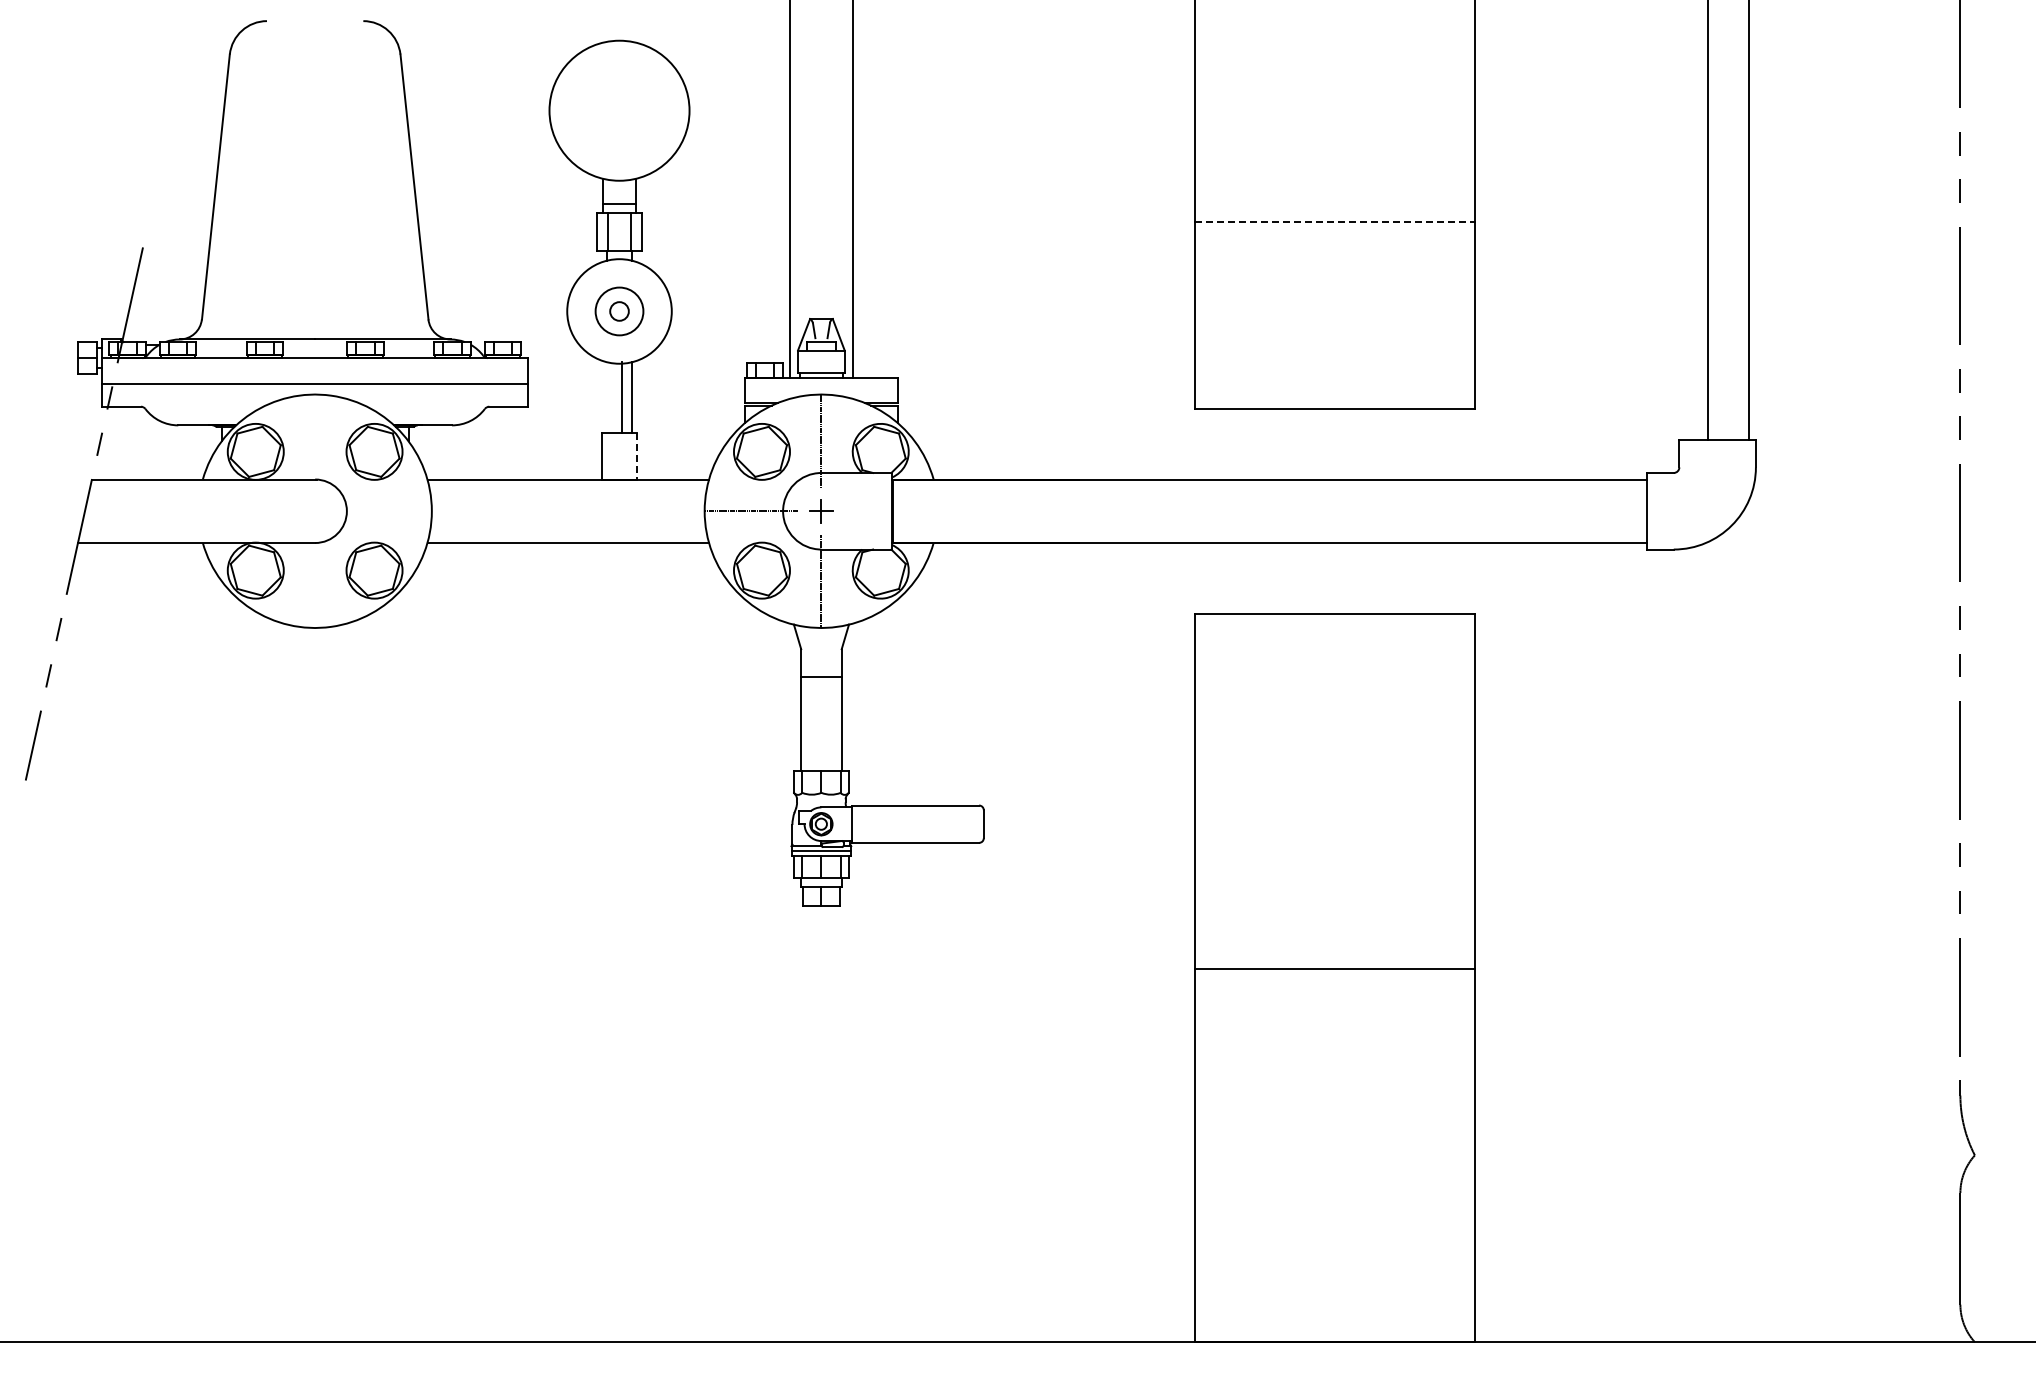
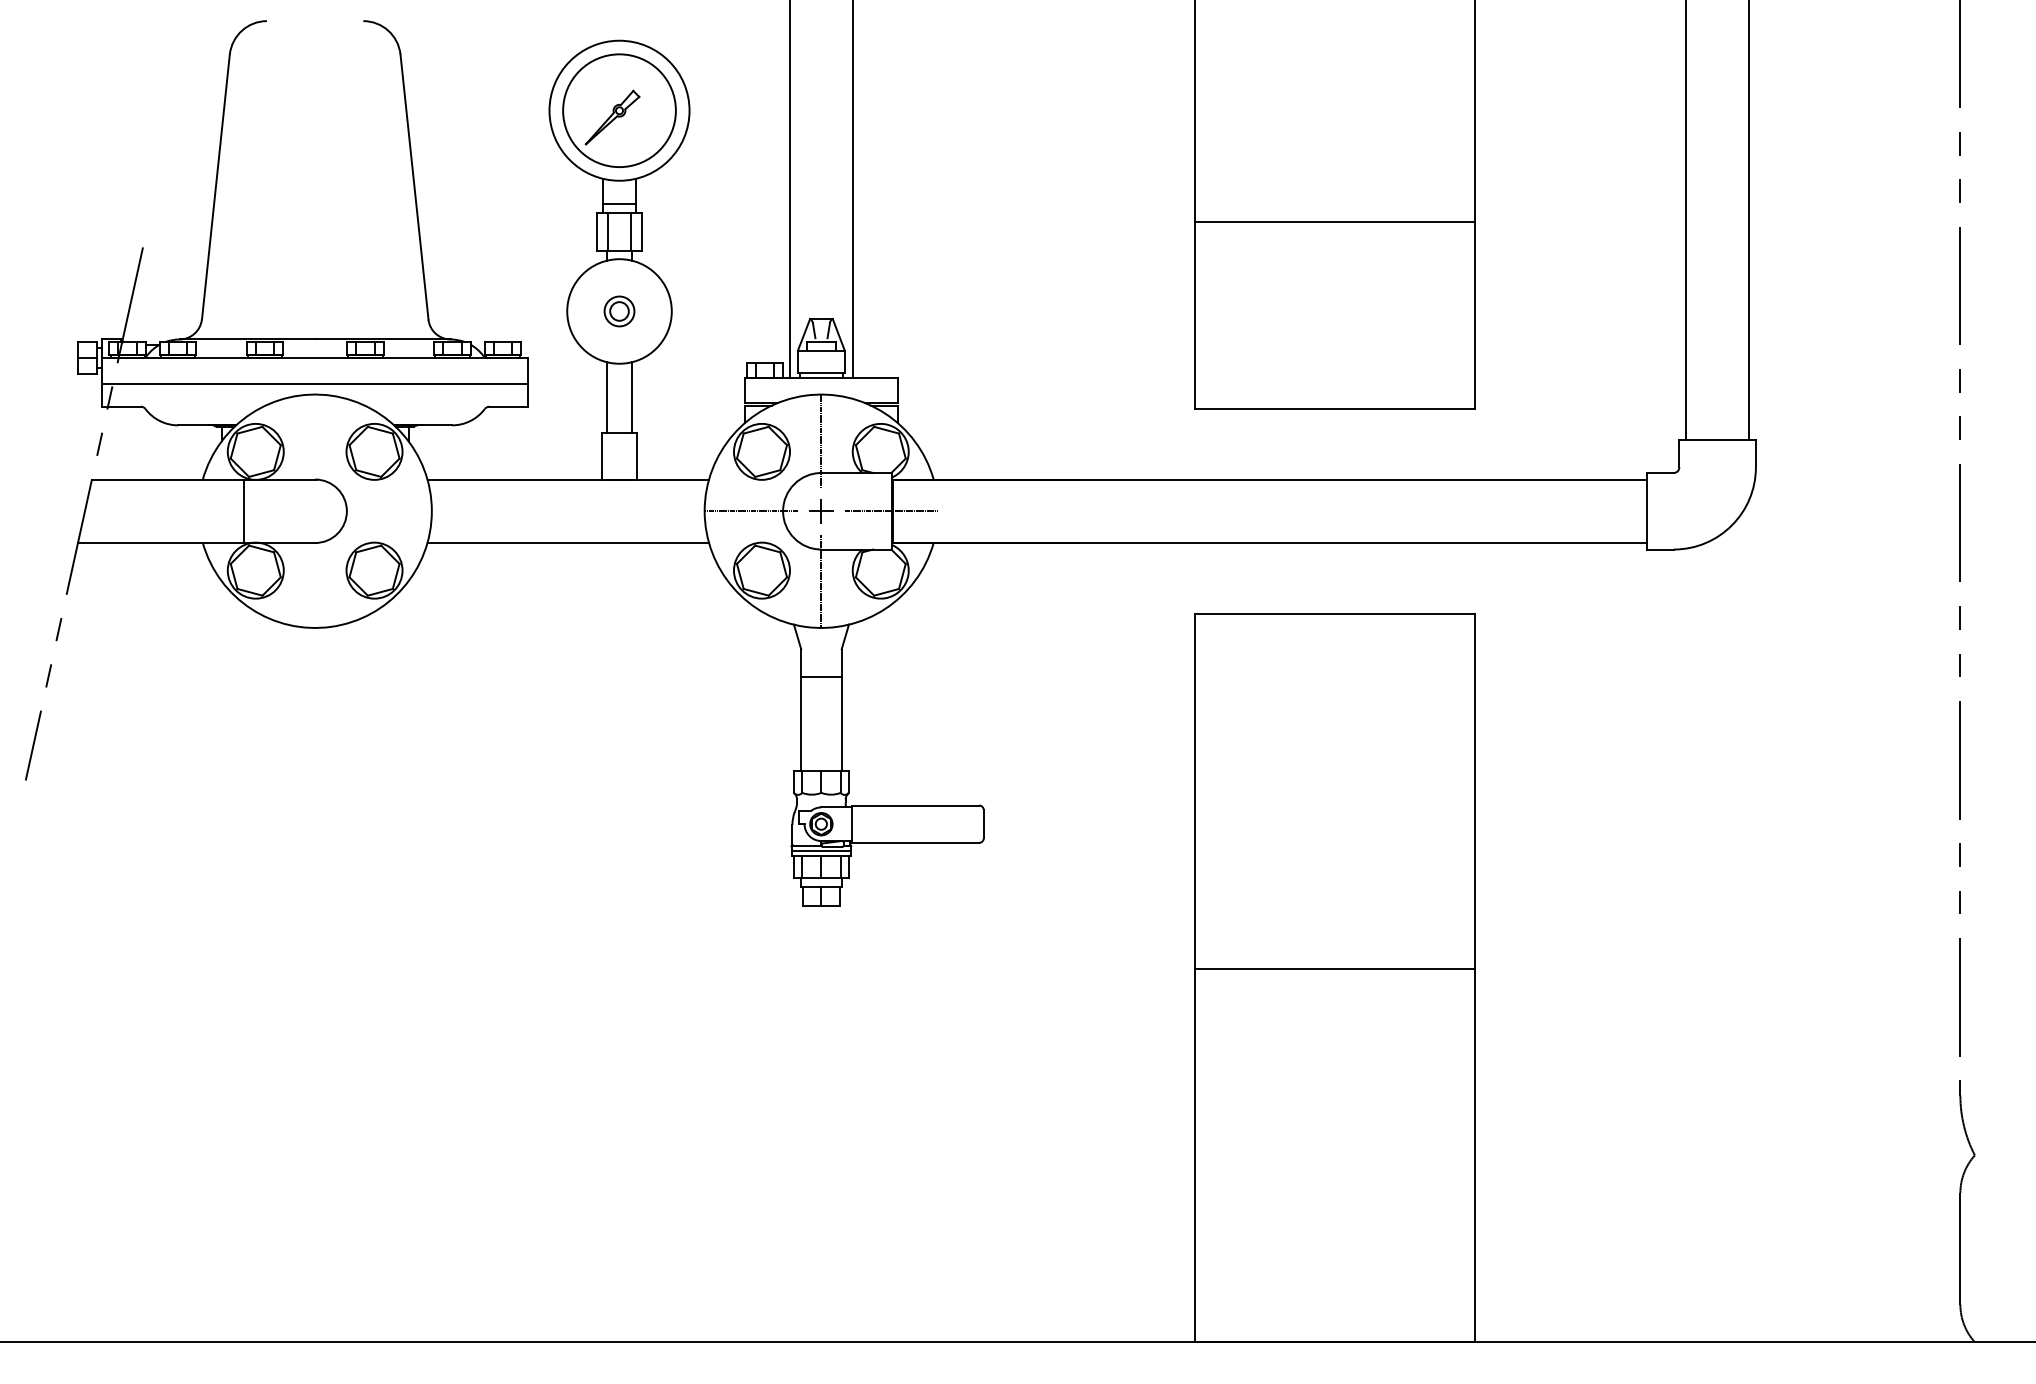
part: none -> present (619, 110)
line: dashed -> solid (1335, 221)
line position: (1707, 221) -> (1685, 221) (1685, 221)
circle diameter: 48 px -> 30 px (619, 311)
line position: (621, 397) -> (606, 397) (606, 397)
line: dashed -> solid (637, 456)
line: none -> present (244, 511)
line: none -> present (891, 511)
